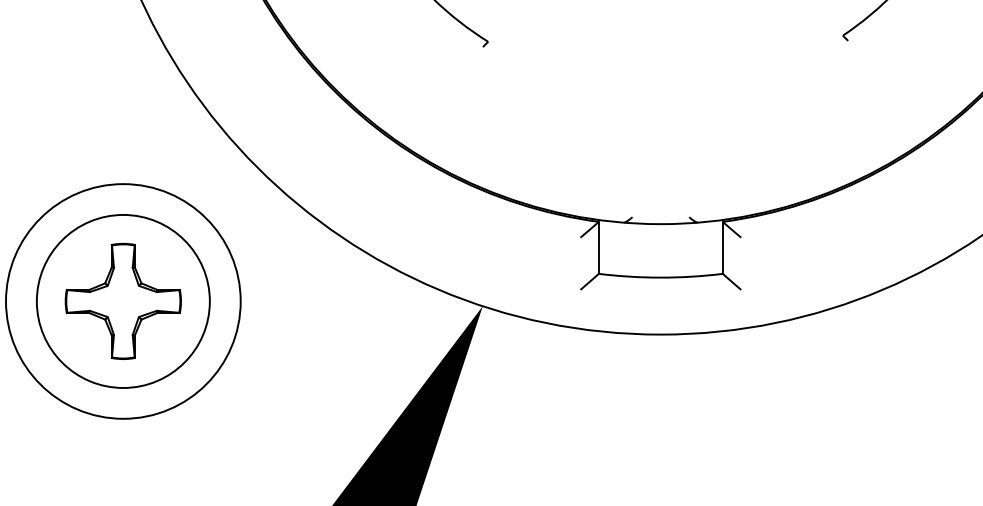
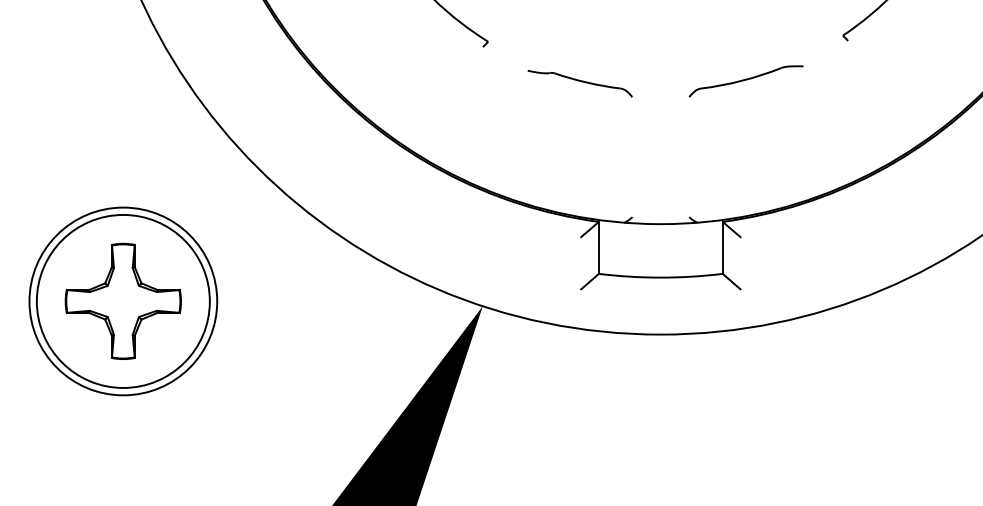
part: none -> present (745, 81)
part: none -> present (579, 83)
circle diameter: 235 px -> 188 px (123, 301)
